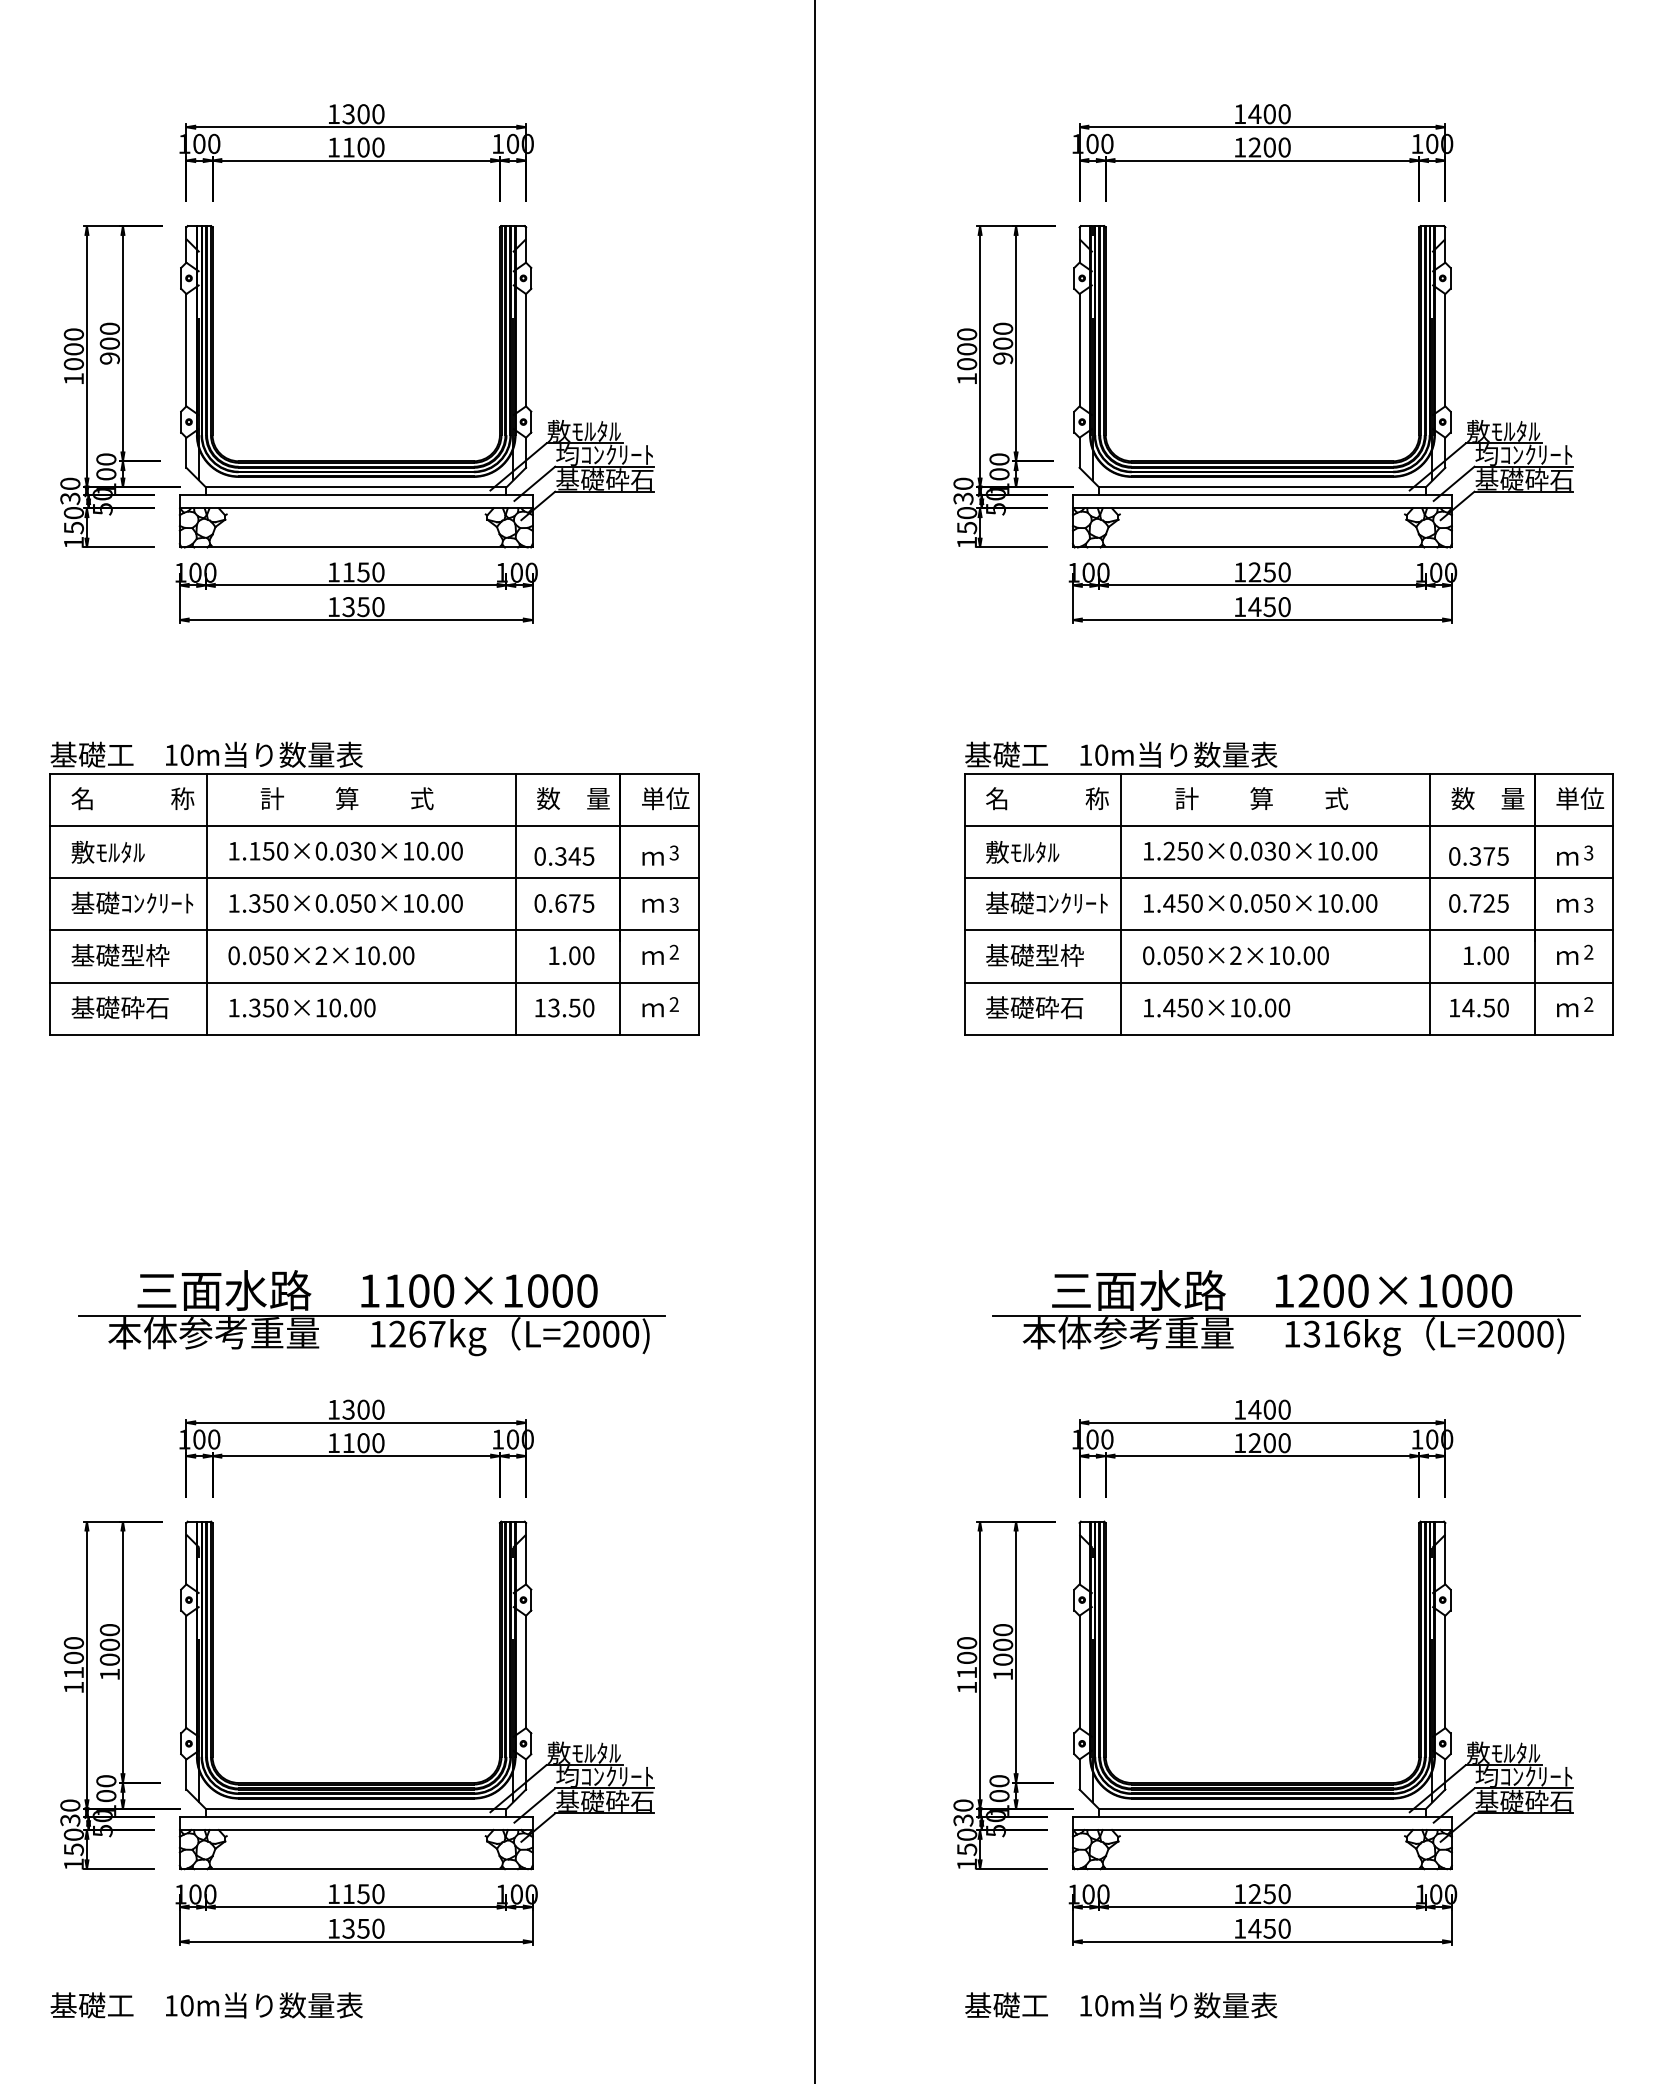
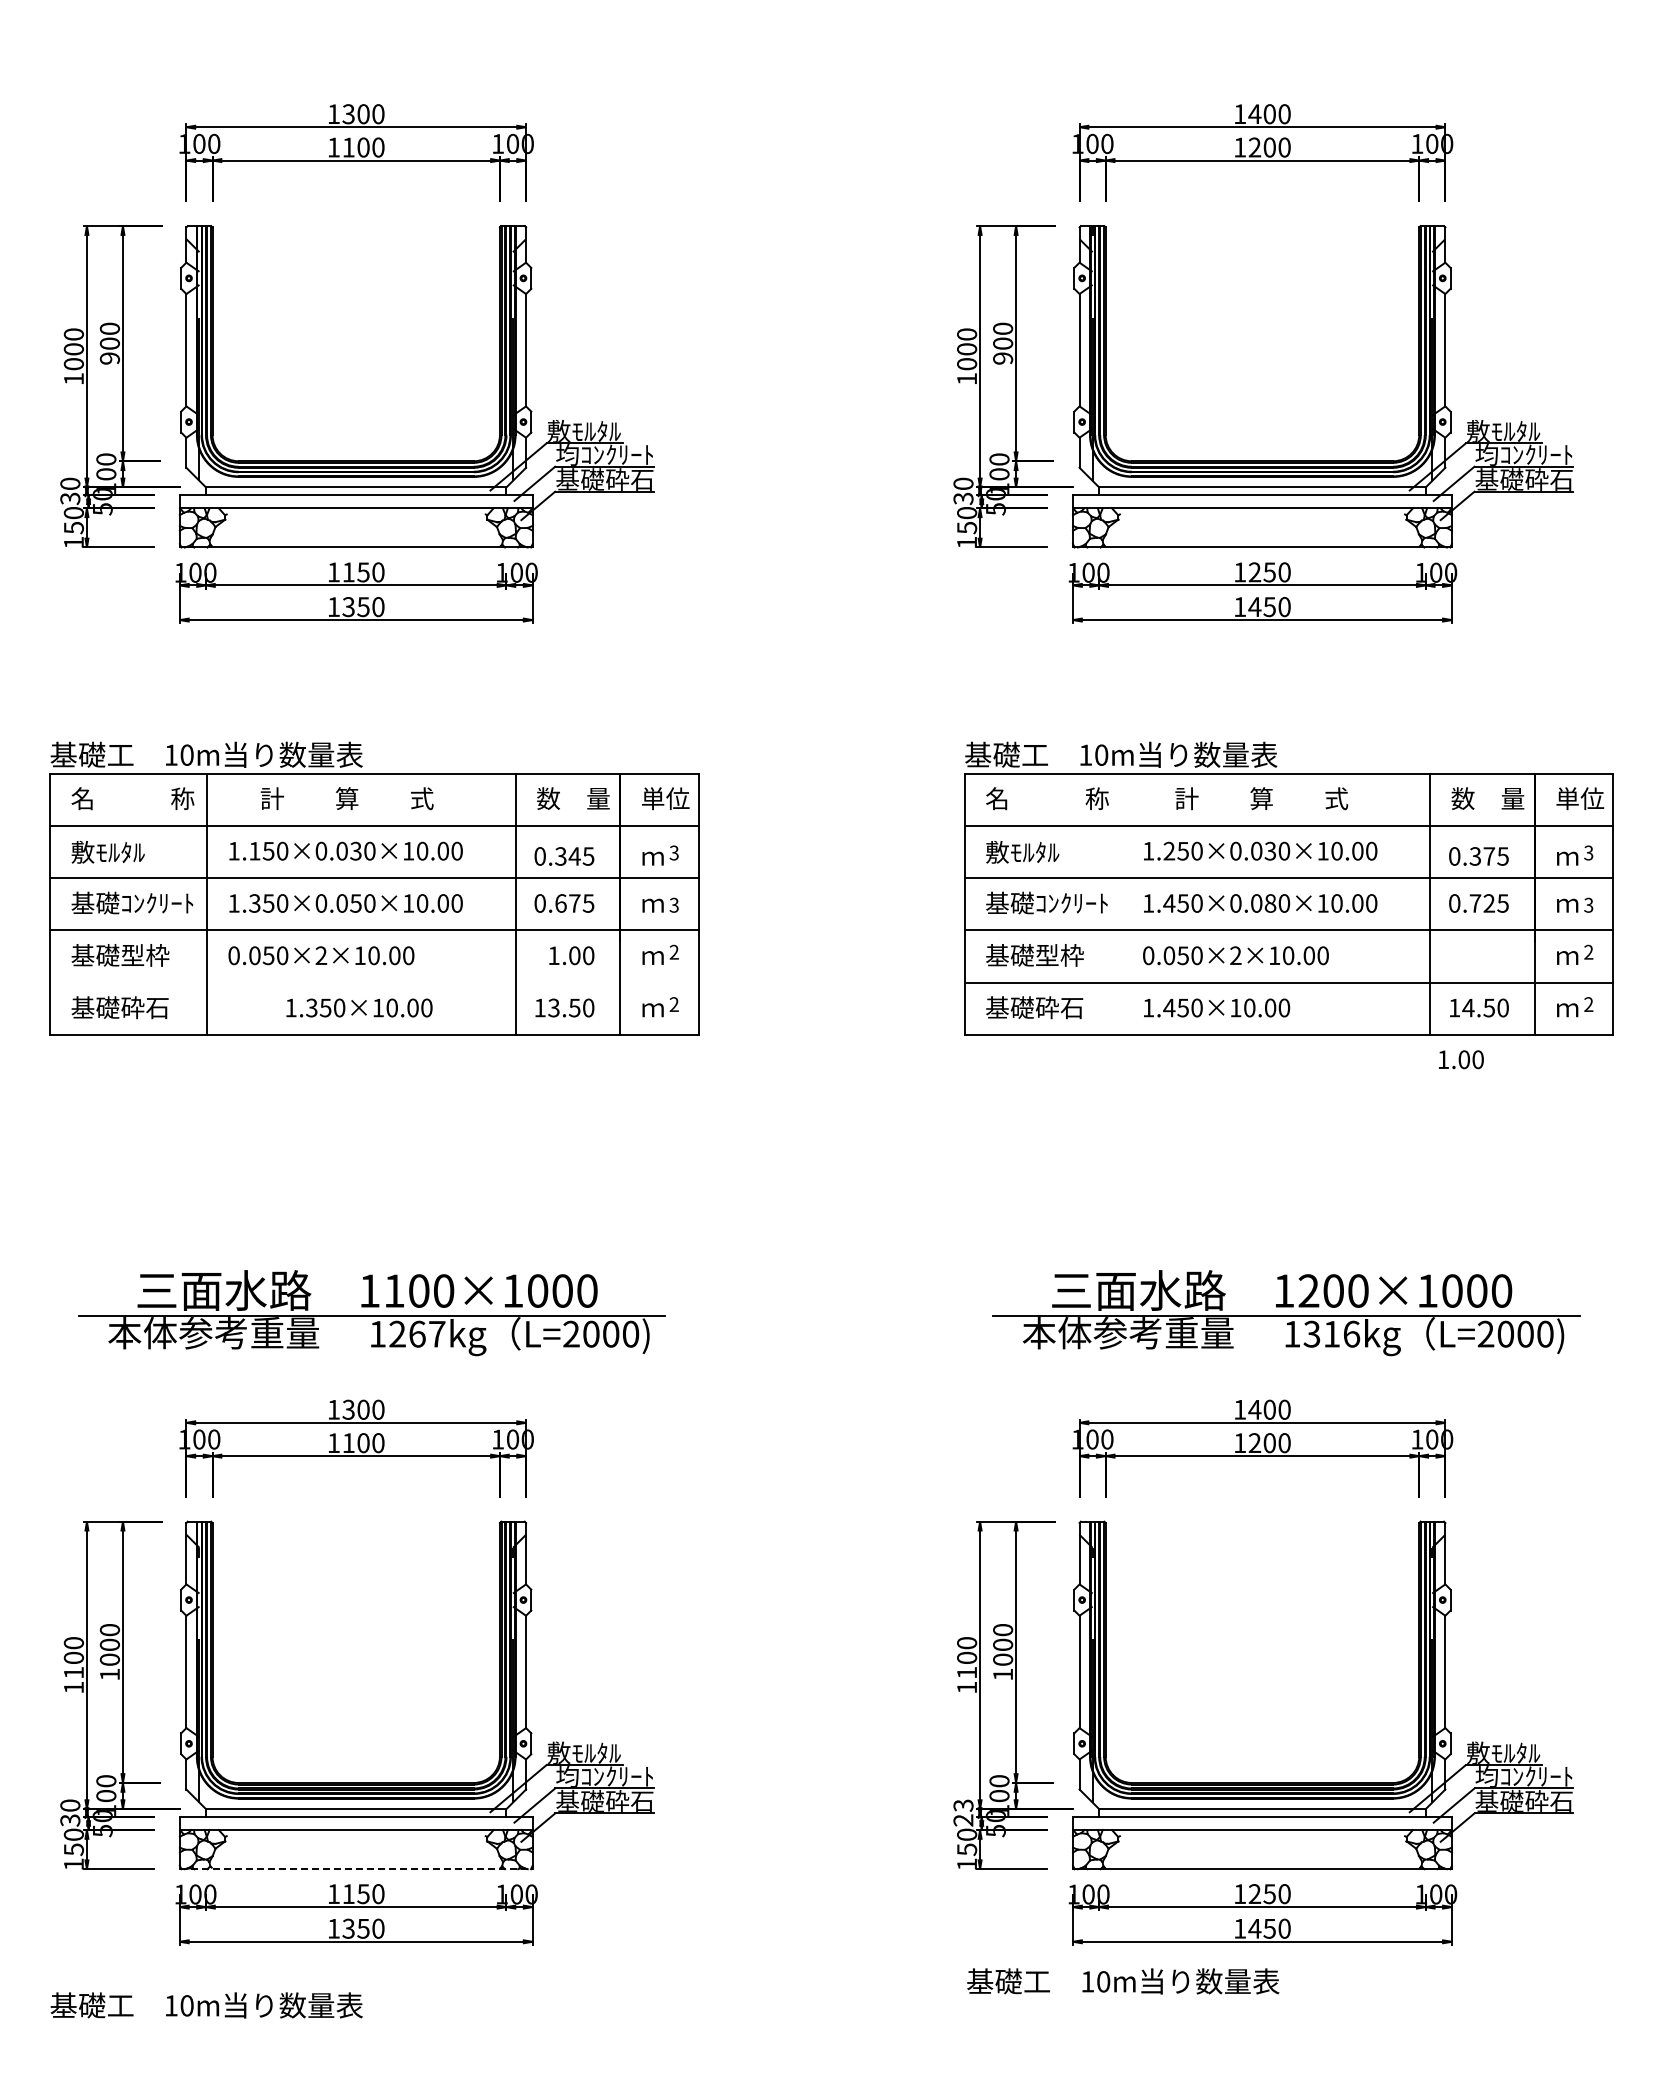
line: present -> none (1121, 903)
text: 1.450×0.050×10.00 -> 1.450×0.080×10.00 (1270, 903)
text position: (1486, 955) -> (1461, 1059) (1461, 1059)
line: present -> none (373, 982)
text position: (302, 1007) -> (359, 1007) (359, 1007)
line: present -> none (815, 1041)
text: 30 -> 23 (963, 1812)
line: solid -> dashed (356, 1869)
text position: (1121, 2005) -> (1123, 1981) (1123, 1981)
